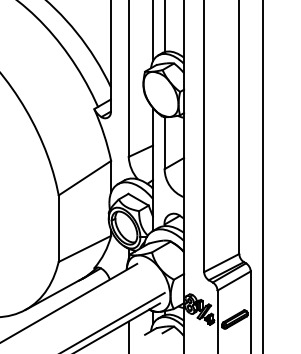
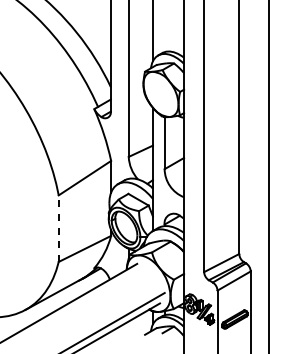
line: present -> none (164, 27)
line position: (263, 176) -> (269, 176) (269, 176)
line: solid -> dashed (58, 228)
line: present -> none (128, 335)
